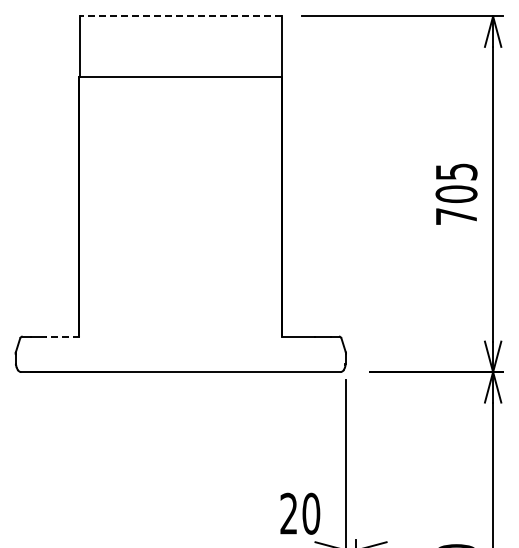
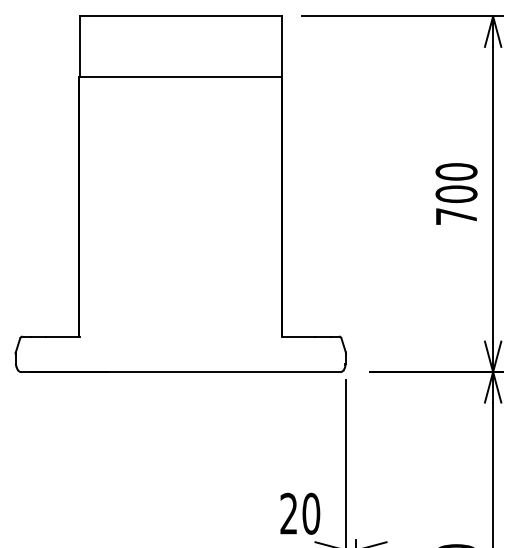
line: dashed -> solid (180, 16)
text: 705 -> 700 (456, 171)
line: dashed -> solid (62, 336)
